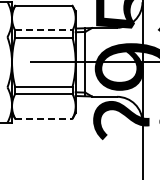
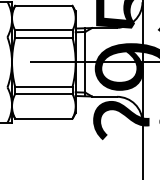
line: dashed -> solid (43, 30)
line: dashed -> solid (43, 118)
